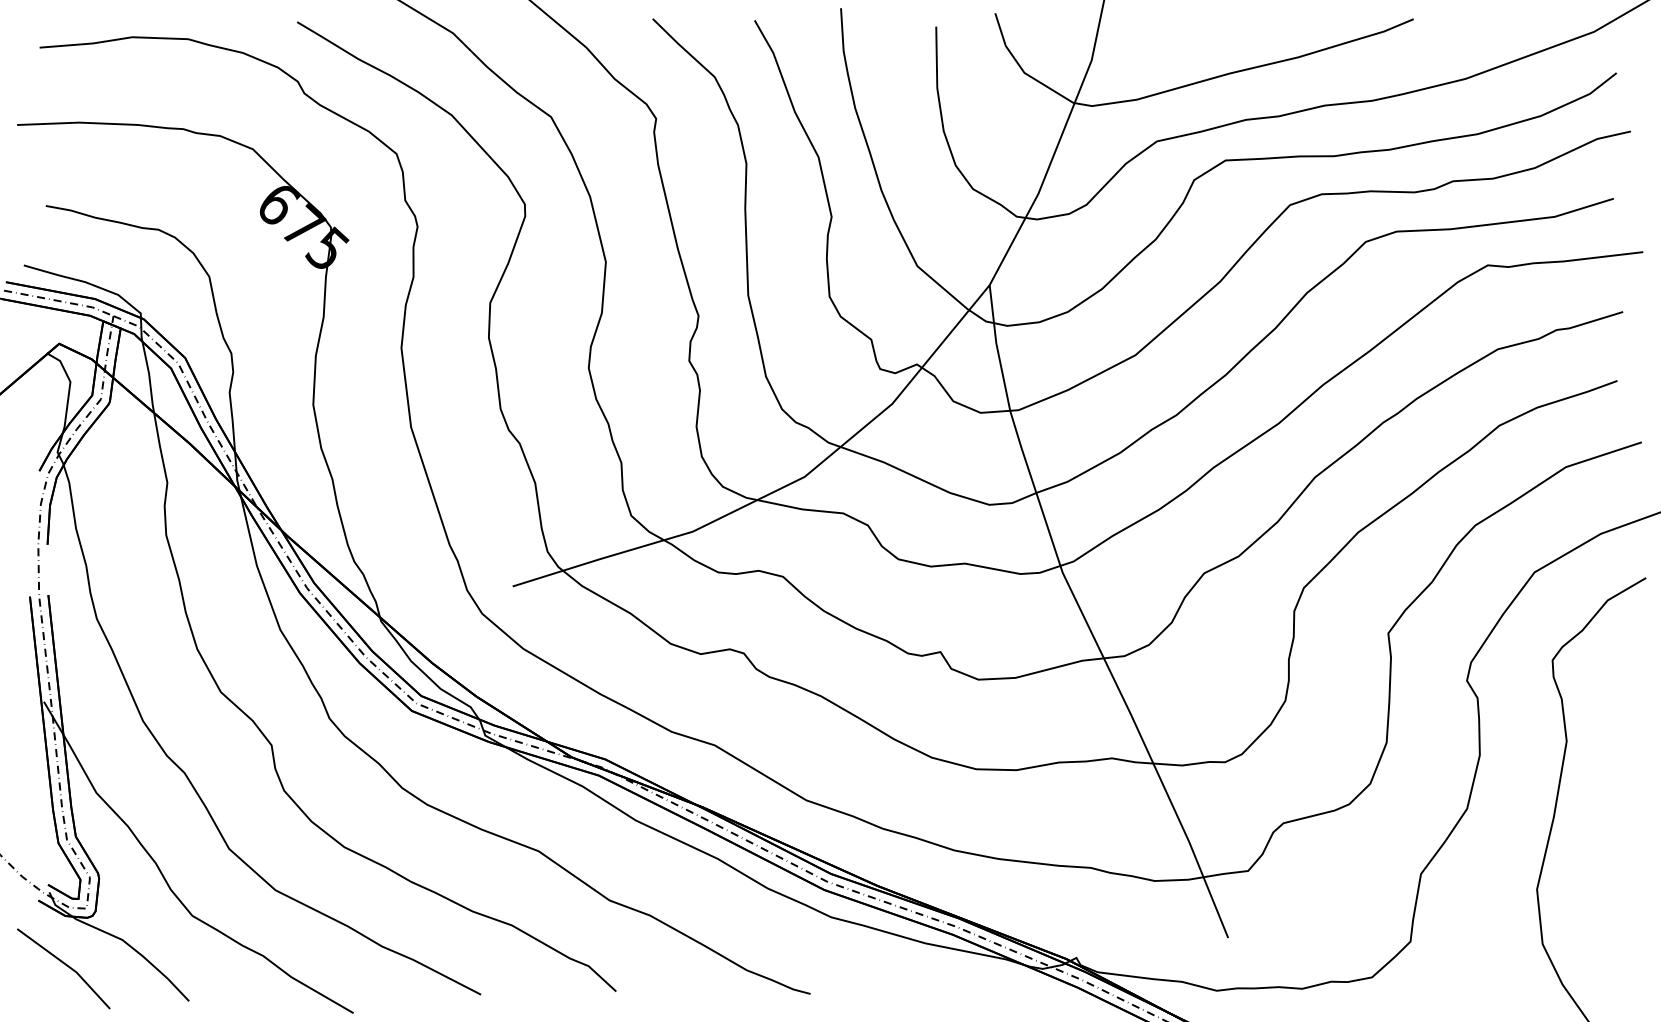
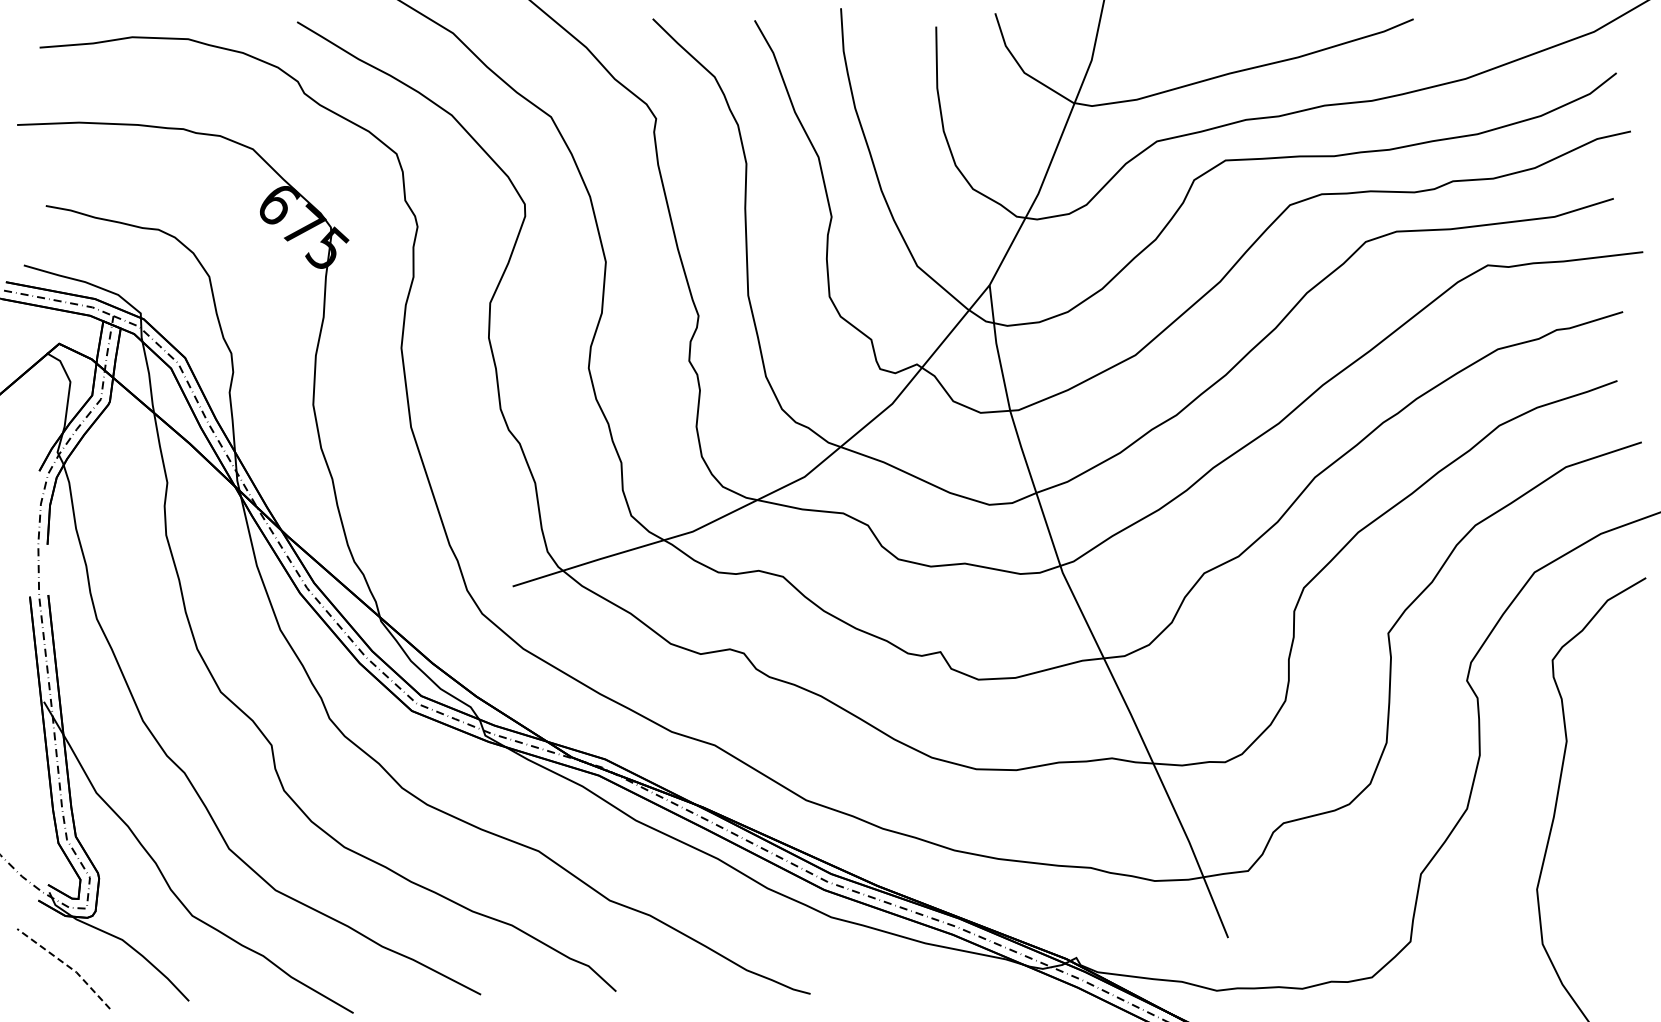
line: solid -> dashed (66, 965)
